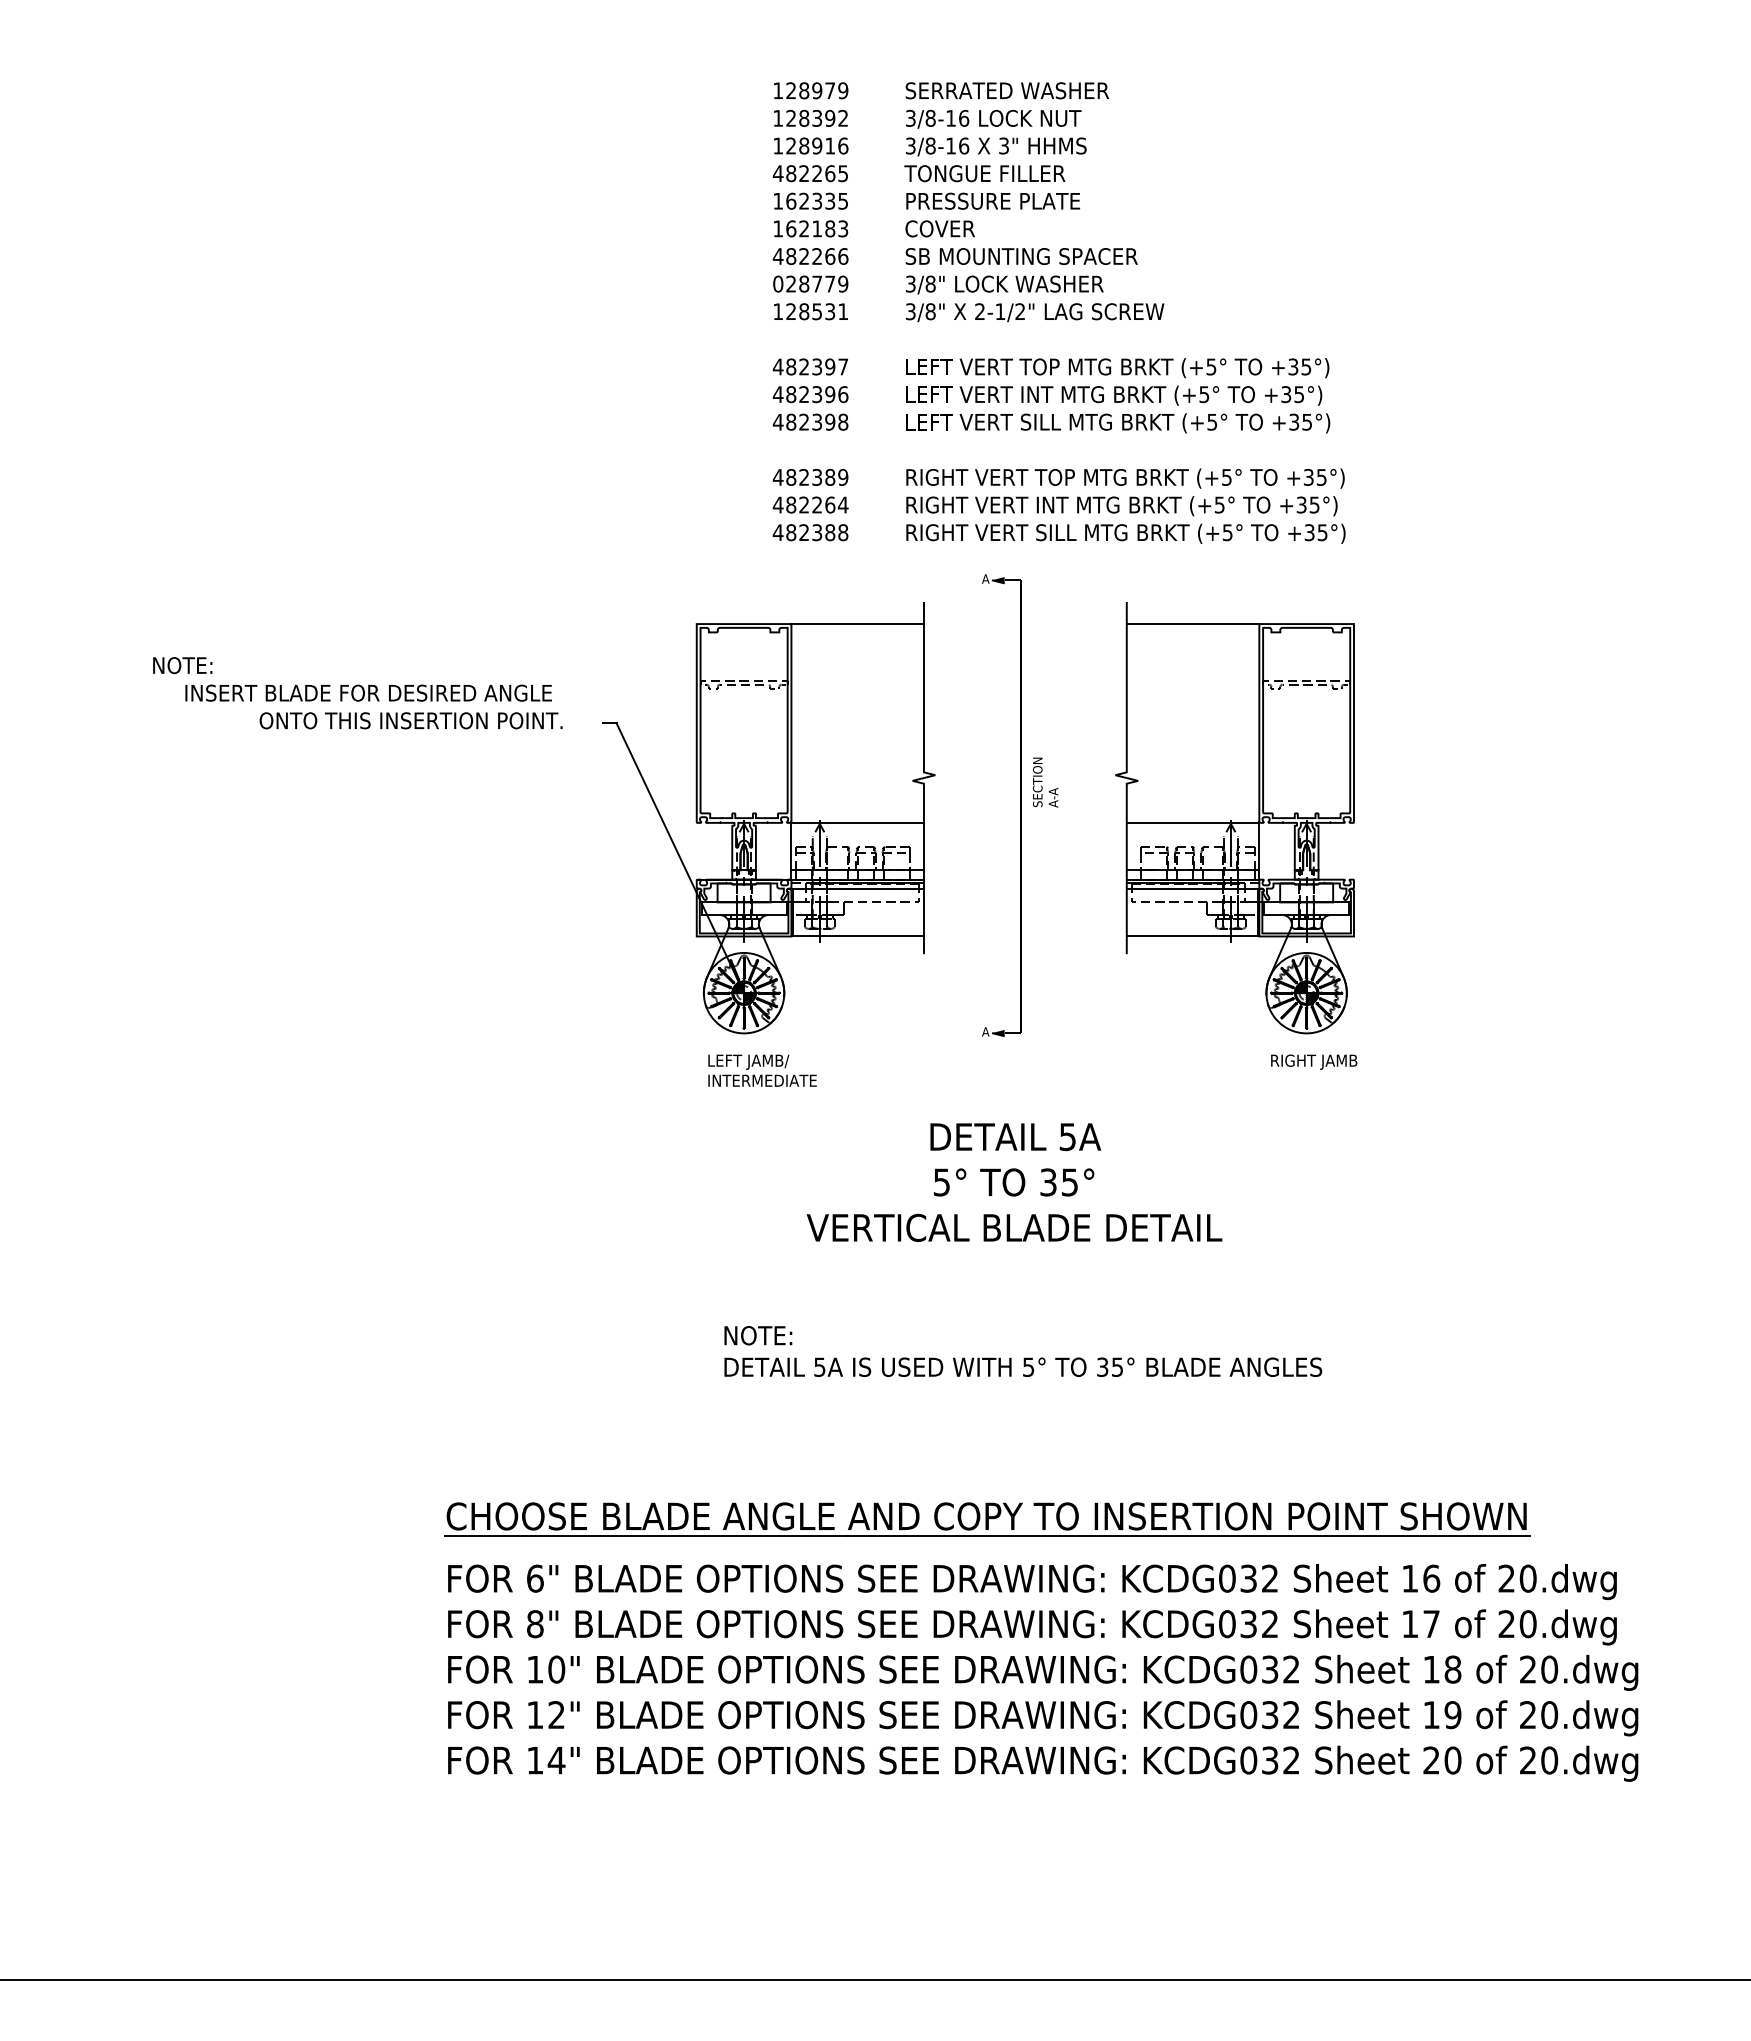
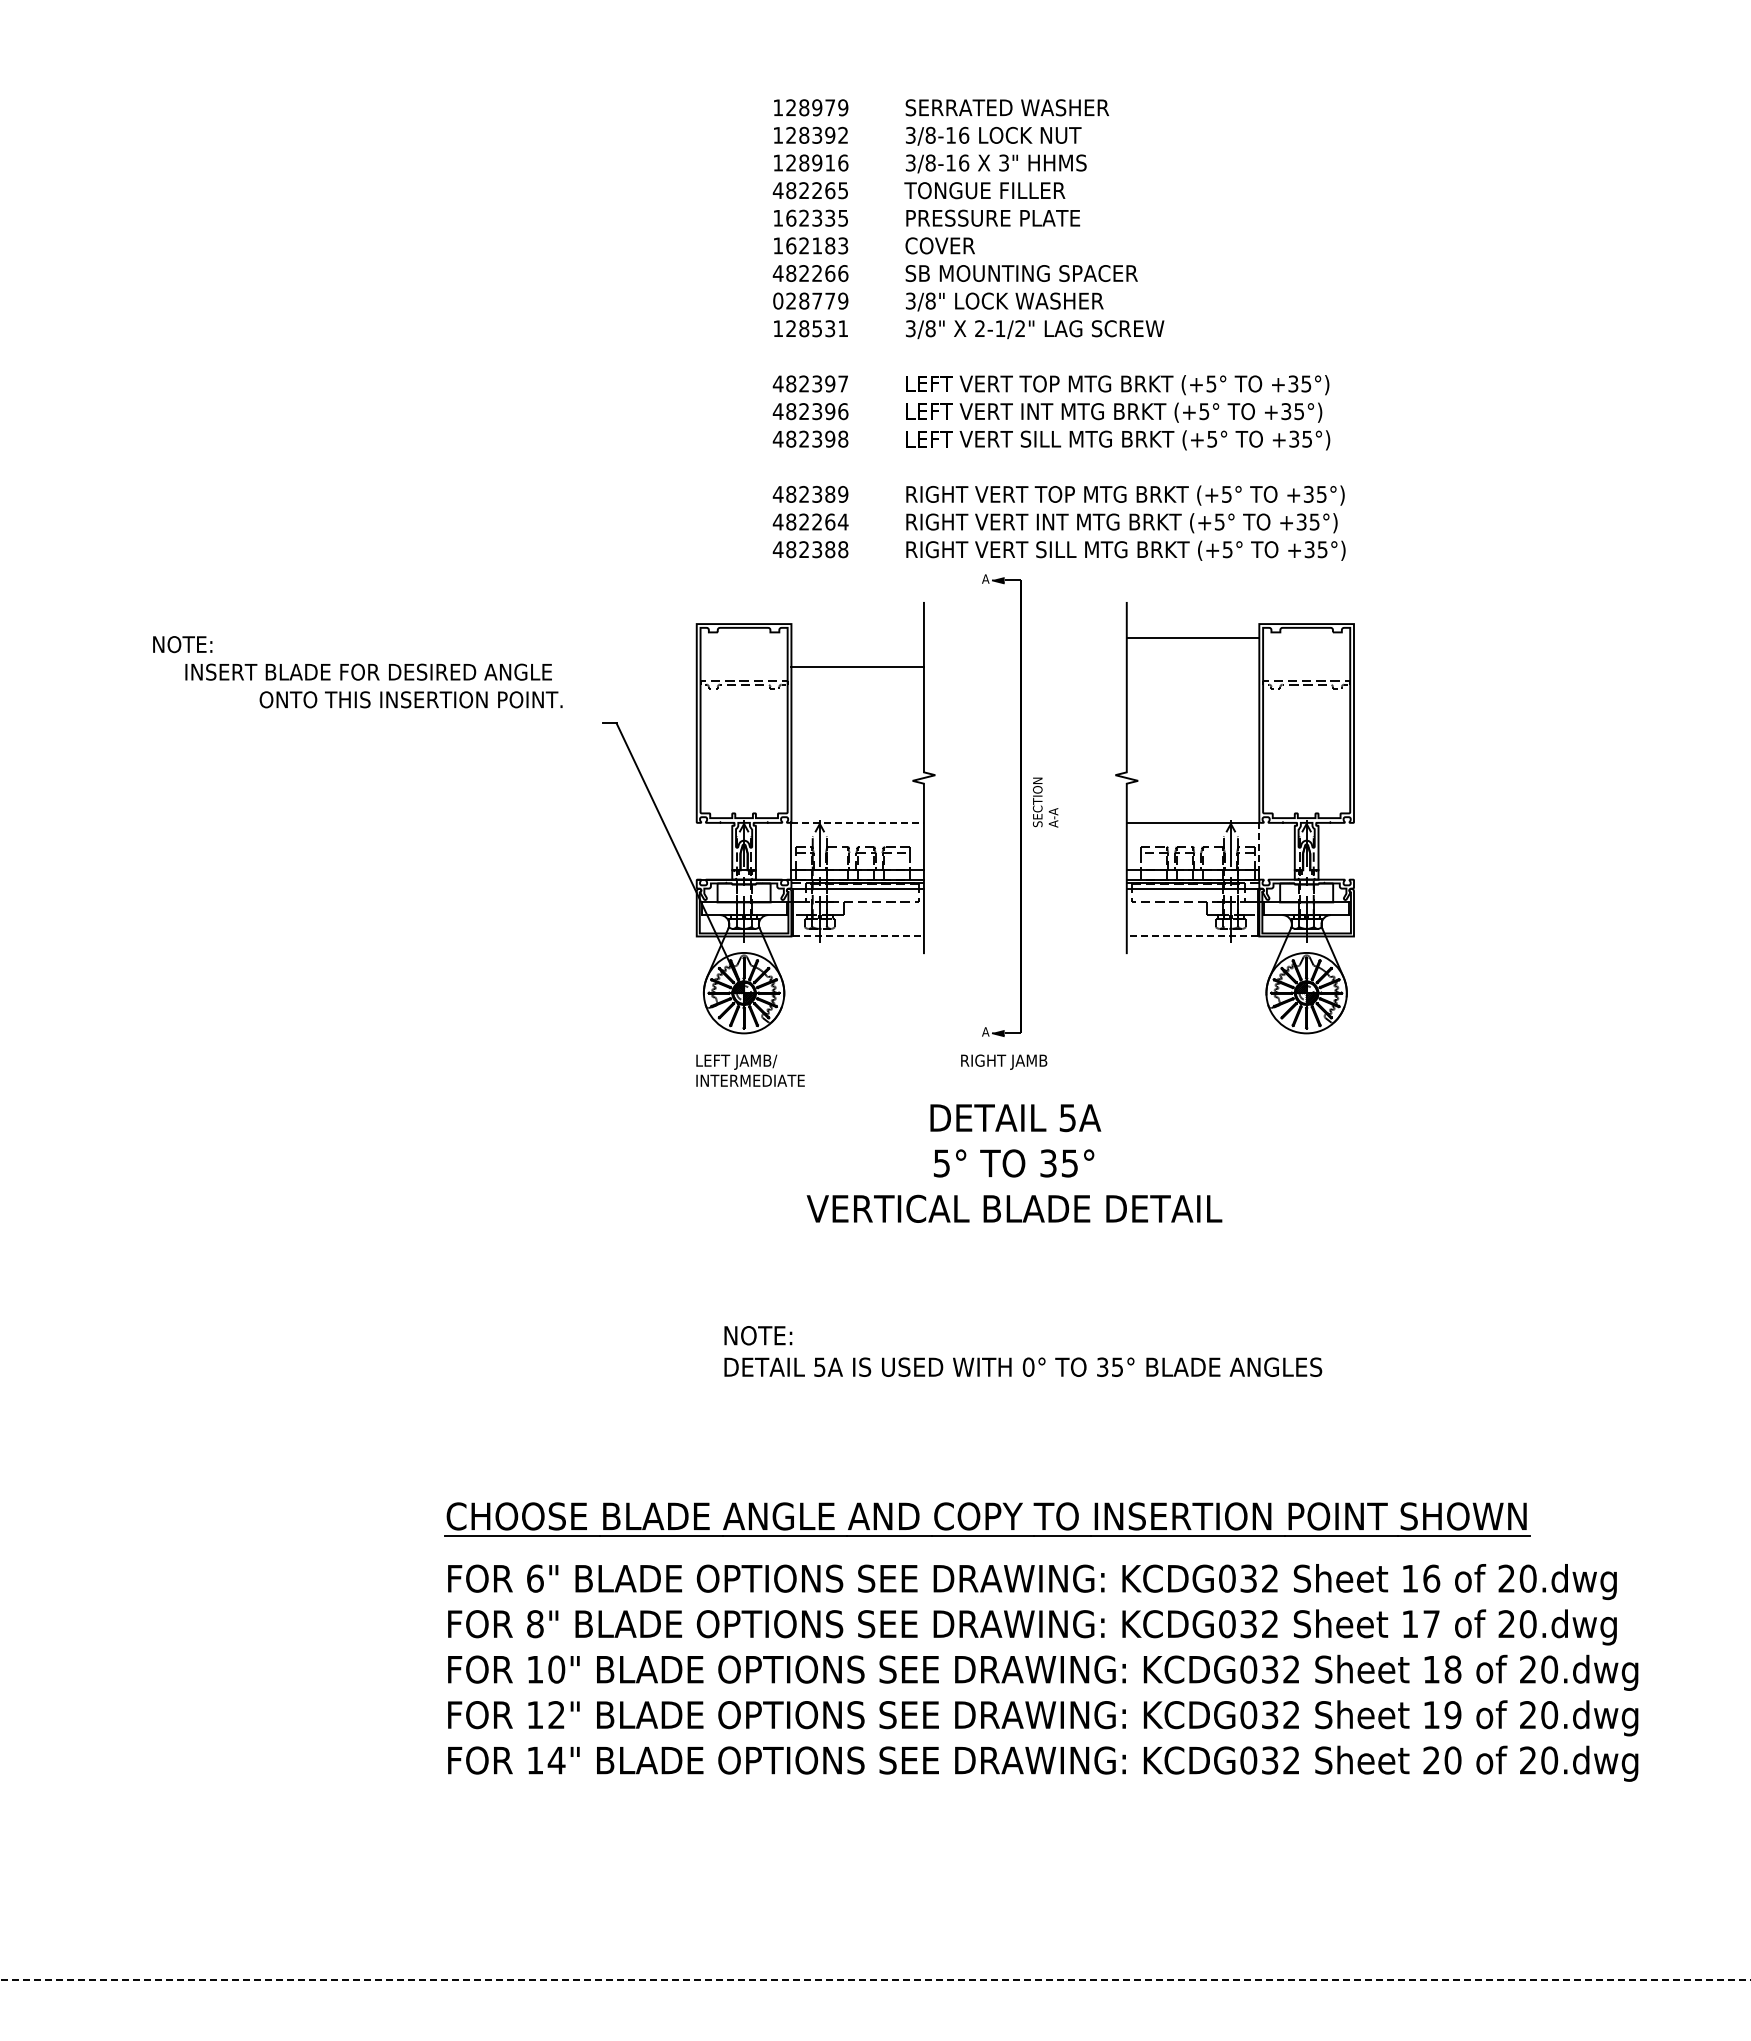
text position: (1058, 312) -> (1058, 329) (1058, 329)
line position: (857, 624) -> (857, 667) (857, 667)
line position: (1192, 624) -> (1192, 638) (1192, 638)
text position: (357, 693) -> (357, 672) (357, 672)
text position: (1045, 782) -> (1045, 802) (1045, 802)
line: solid -> dashed (858, 822)
line: solid -> dashed (1259, 846)
line: solid -> dashed (858, 936)
line: solid -> dashed (1192, 936)
text position: (1314, 1061) -> (1004, 1061) (1004, 1061)
text position: (762, 1070) -> (750, 1070) (750, 1070)
text position: (1014, 1182) -> (1014, 1163) (1014, 1163)
text: 5° -> 0° (1028, 1366)
line: solid -> dashed (875, 1979)
